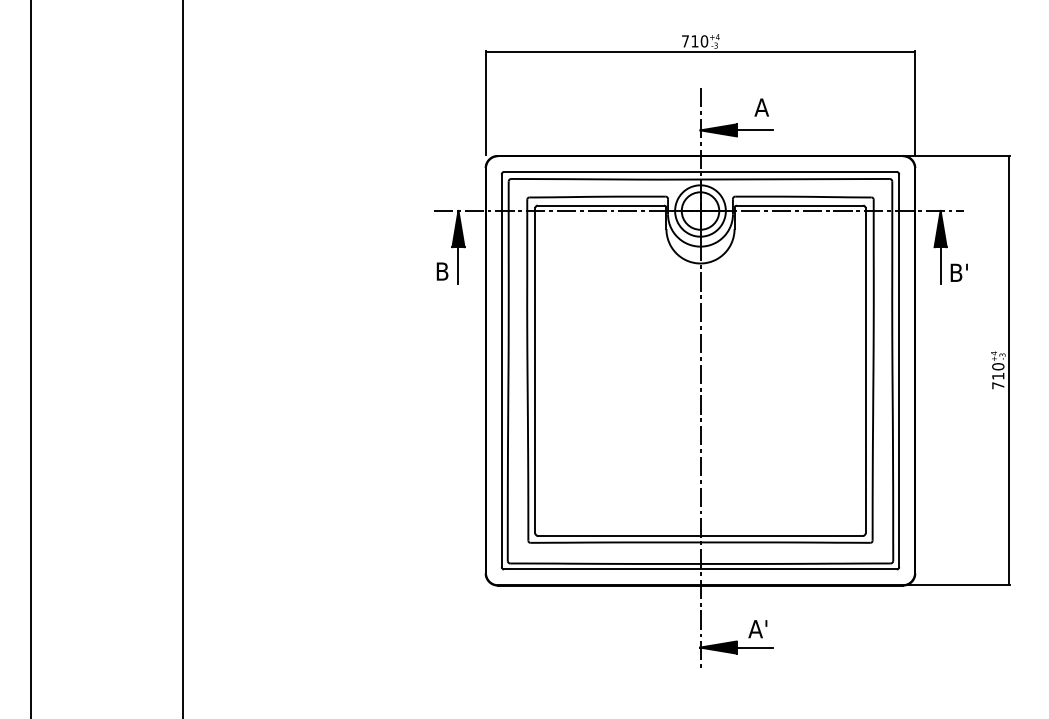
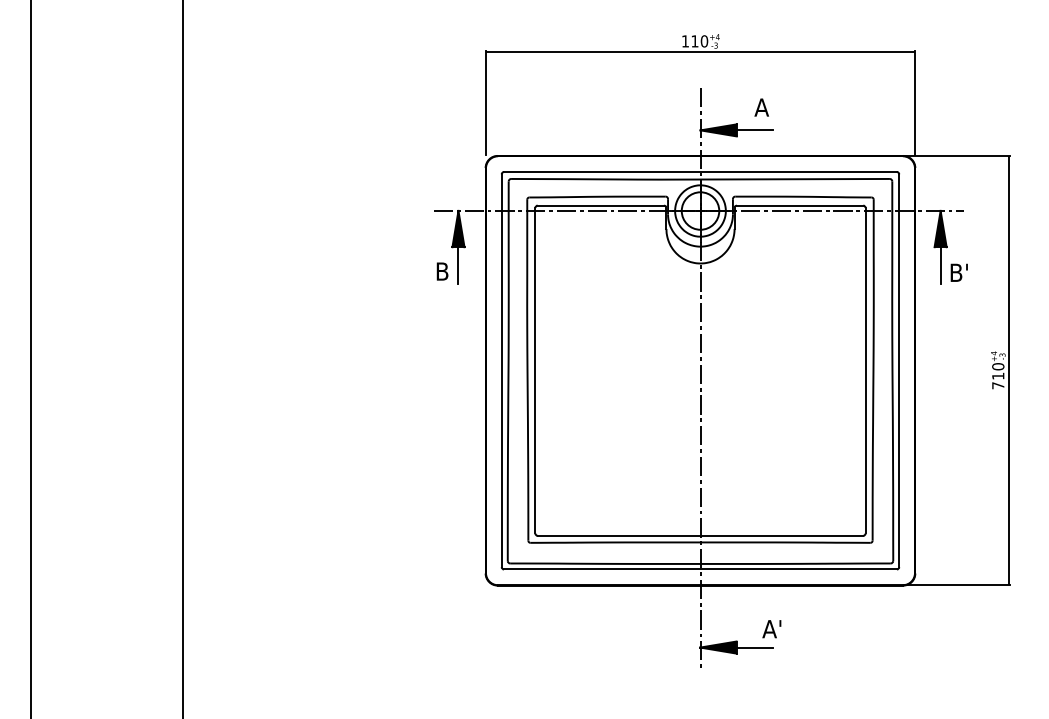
text: 710 -> 110 (685, 41)
text position: (757, 629) -> (771, 629) (771, 629)
